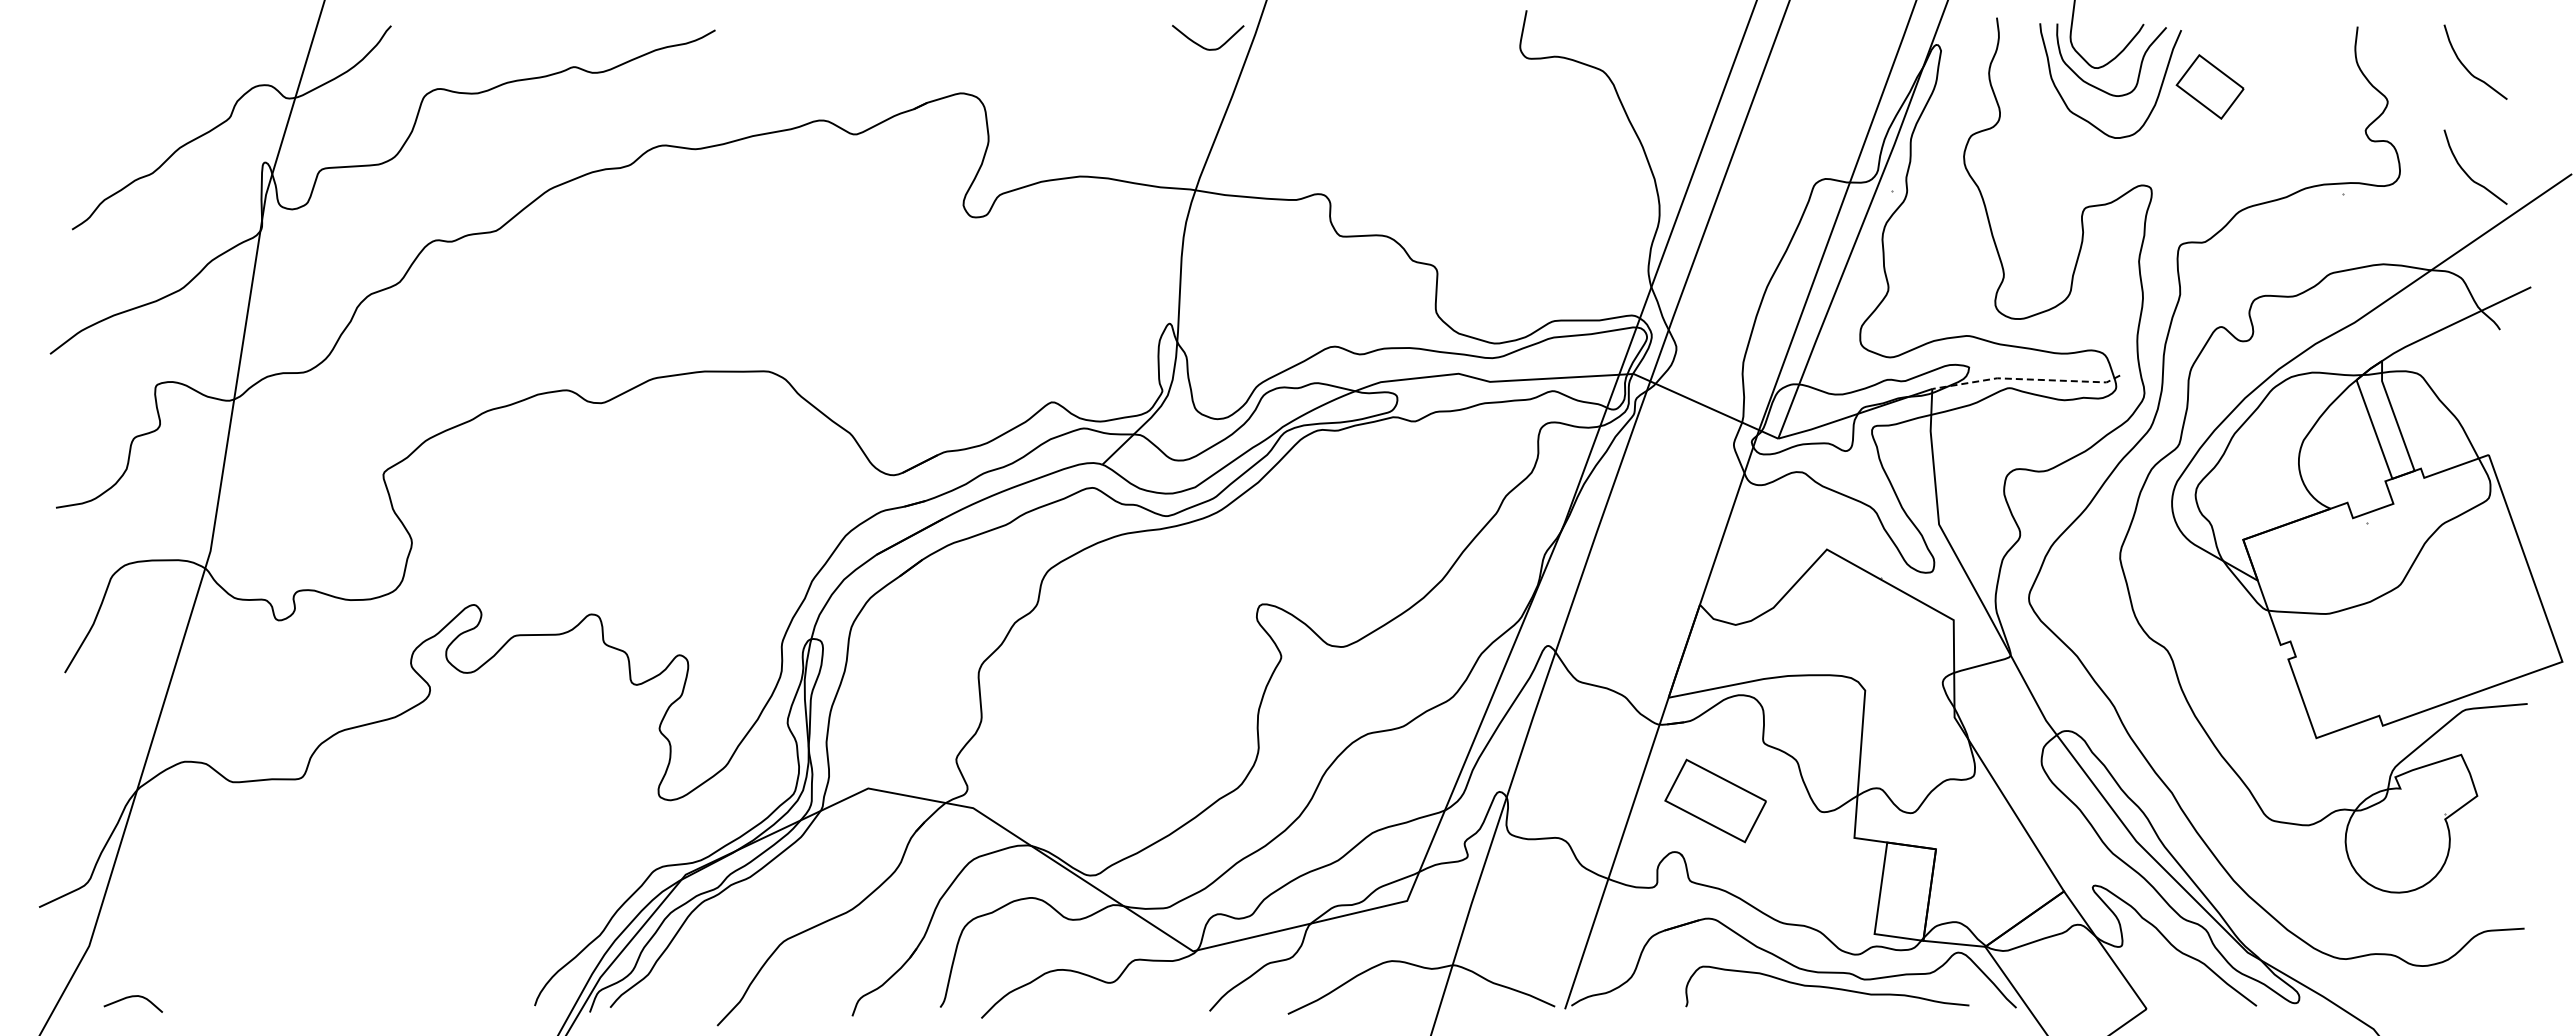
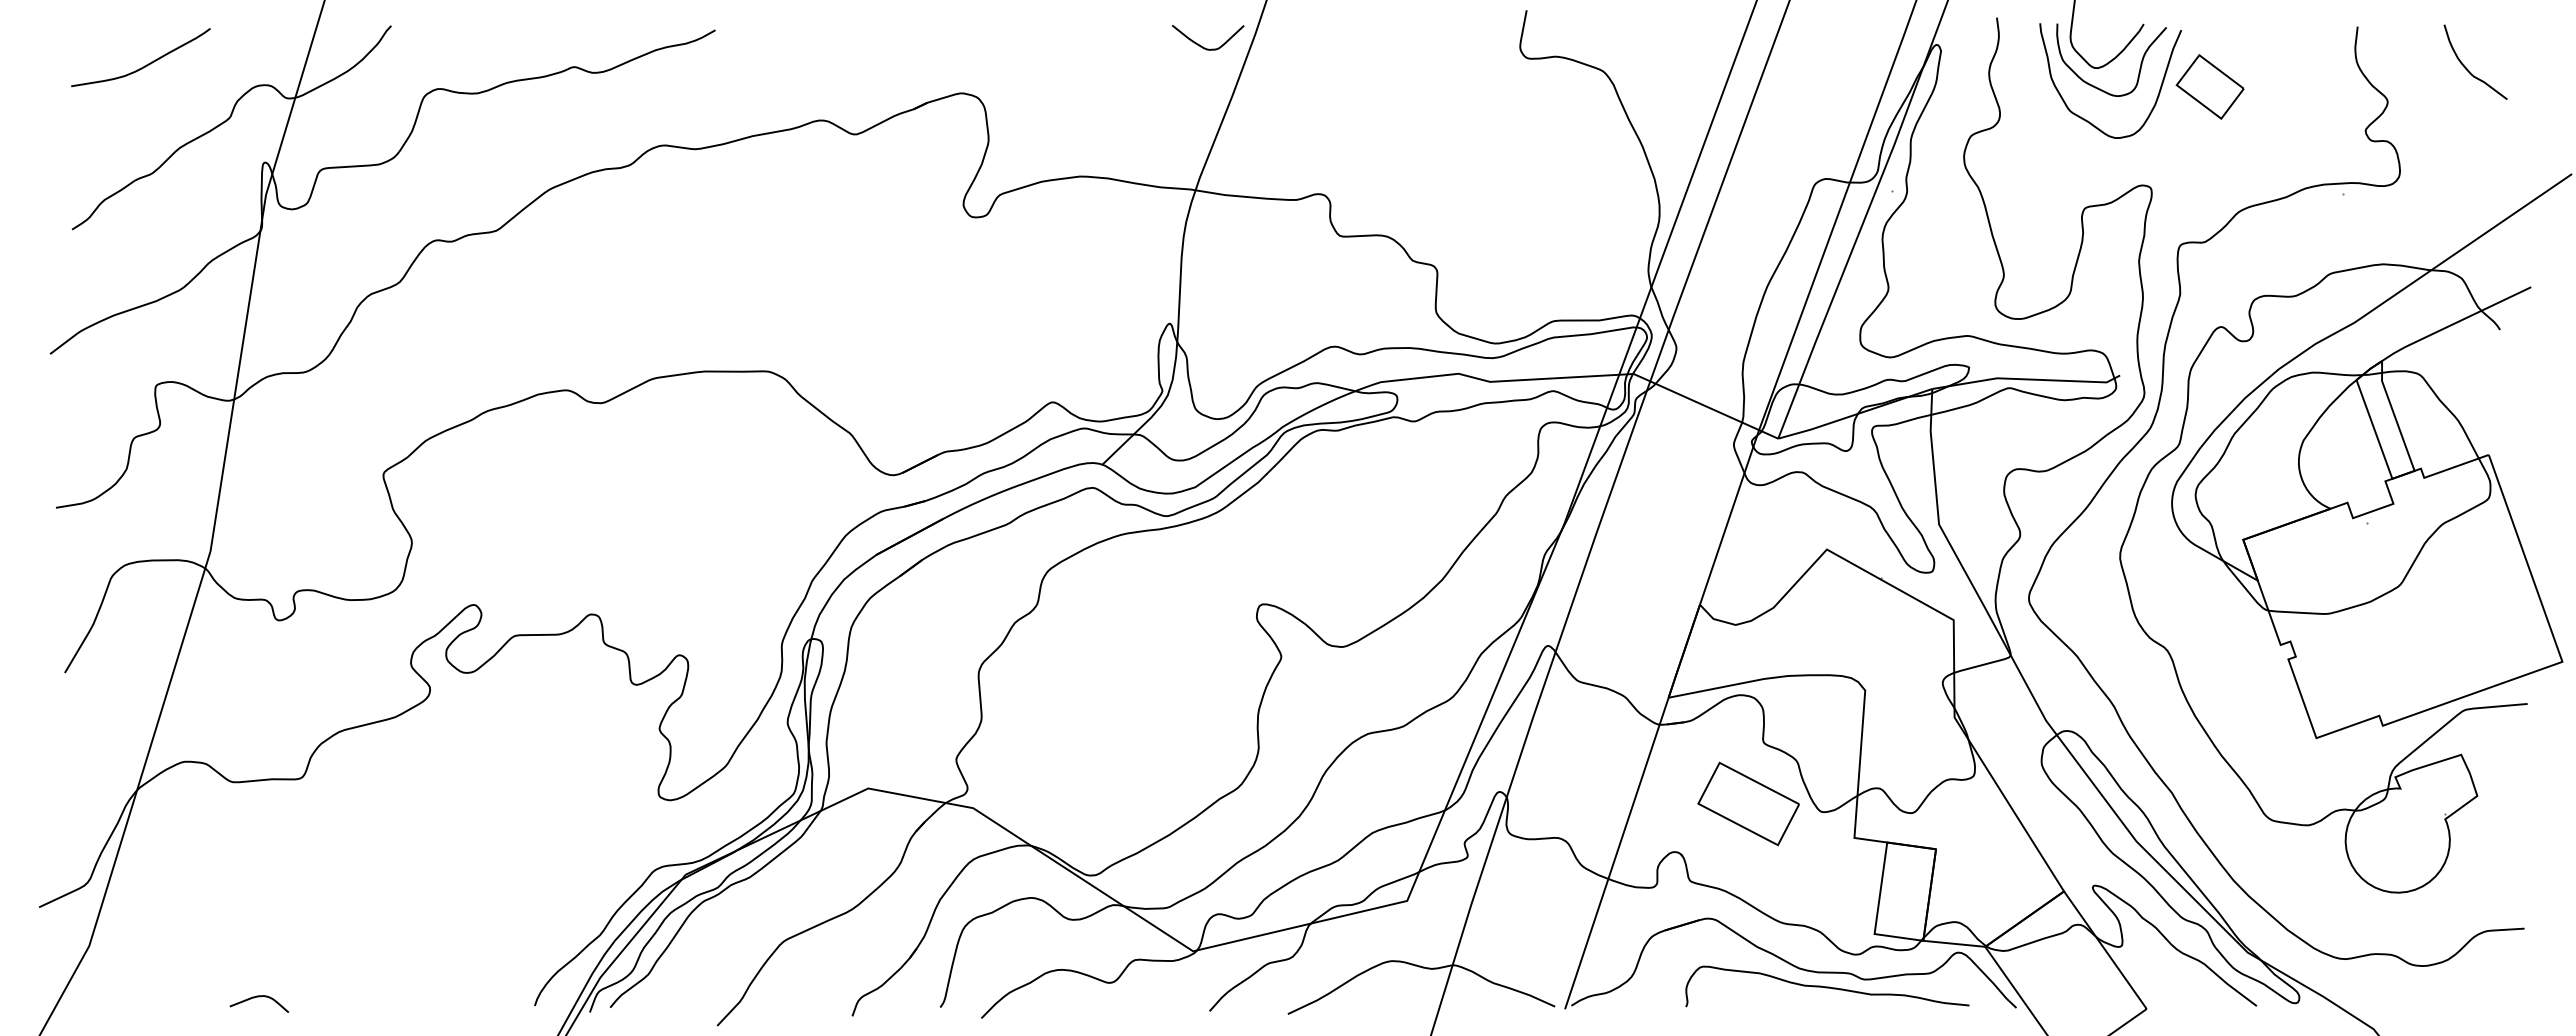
curve: none -> present (144, 65)
curve: present -> none (2467, 173)
line: dashed -> solid (2027, 379)
part position: (1715, 800) -> (1748, 803) (1748, 803)
curve position: (132, 997) -> (258, 997) (258, 997)
